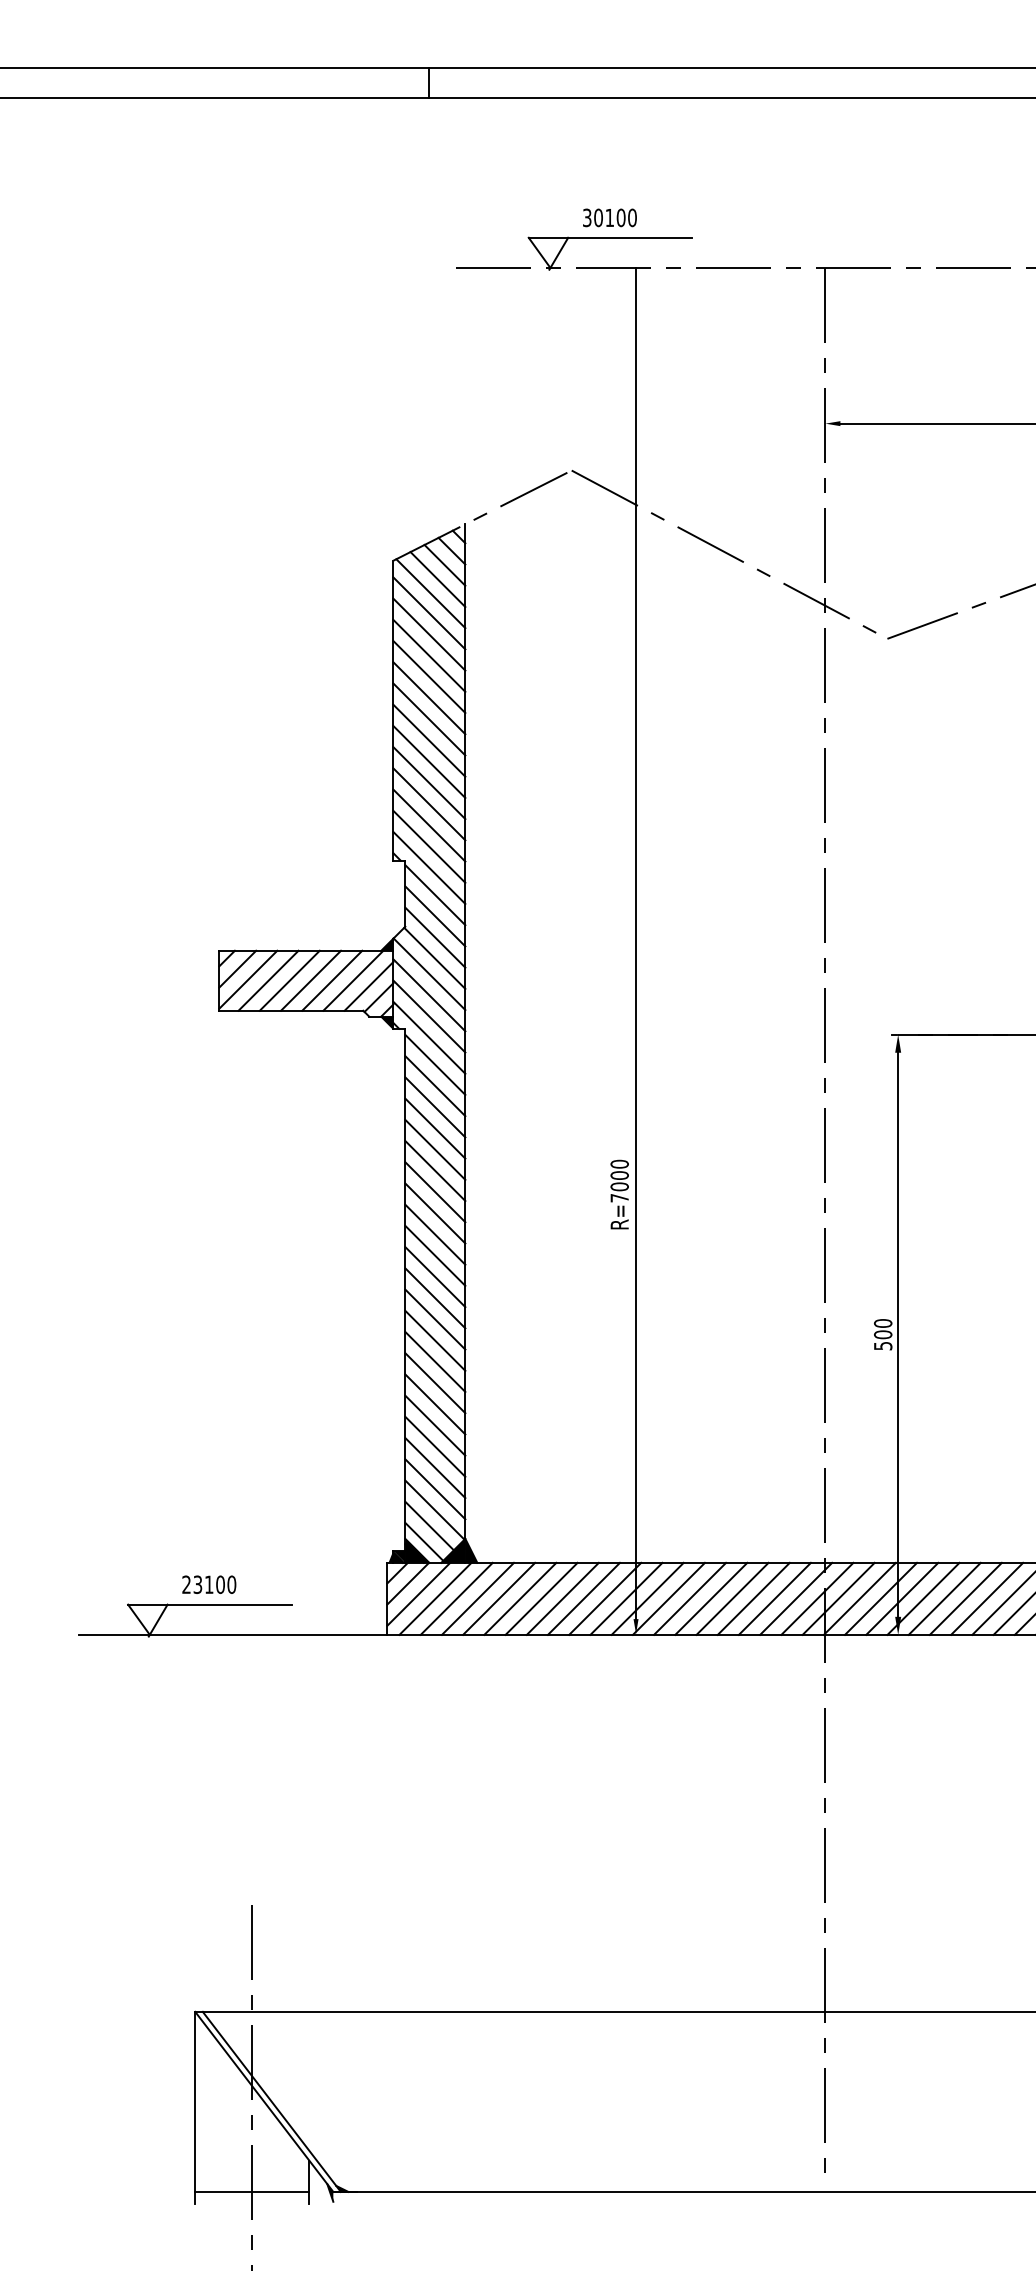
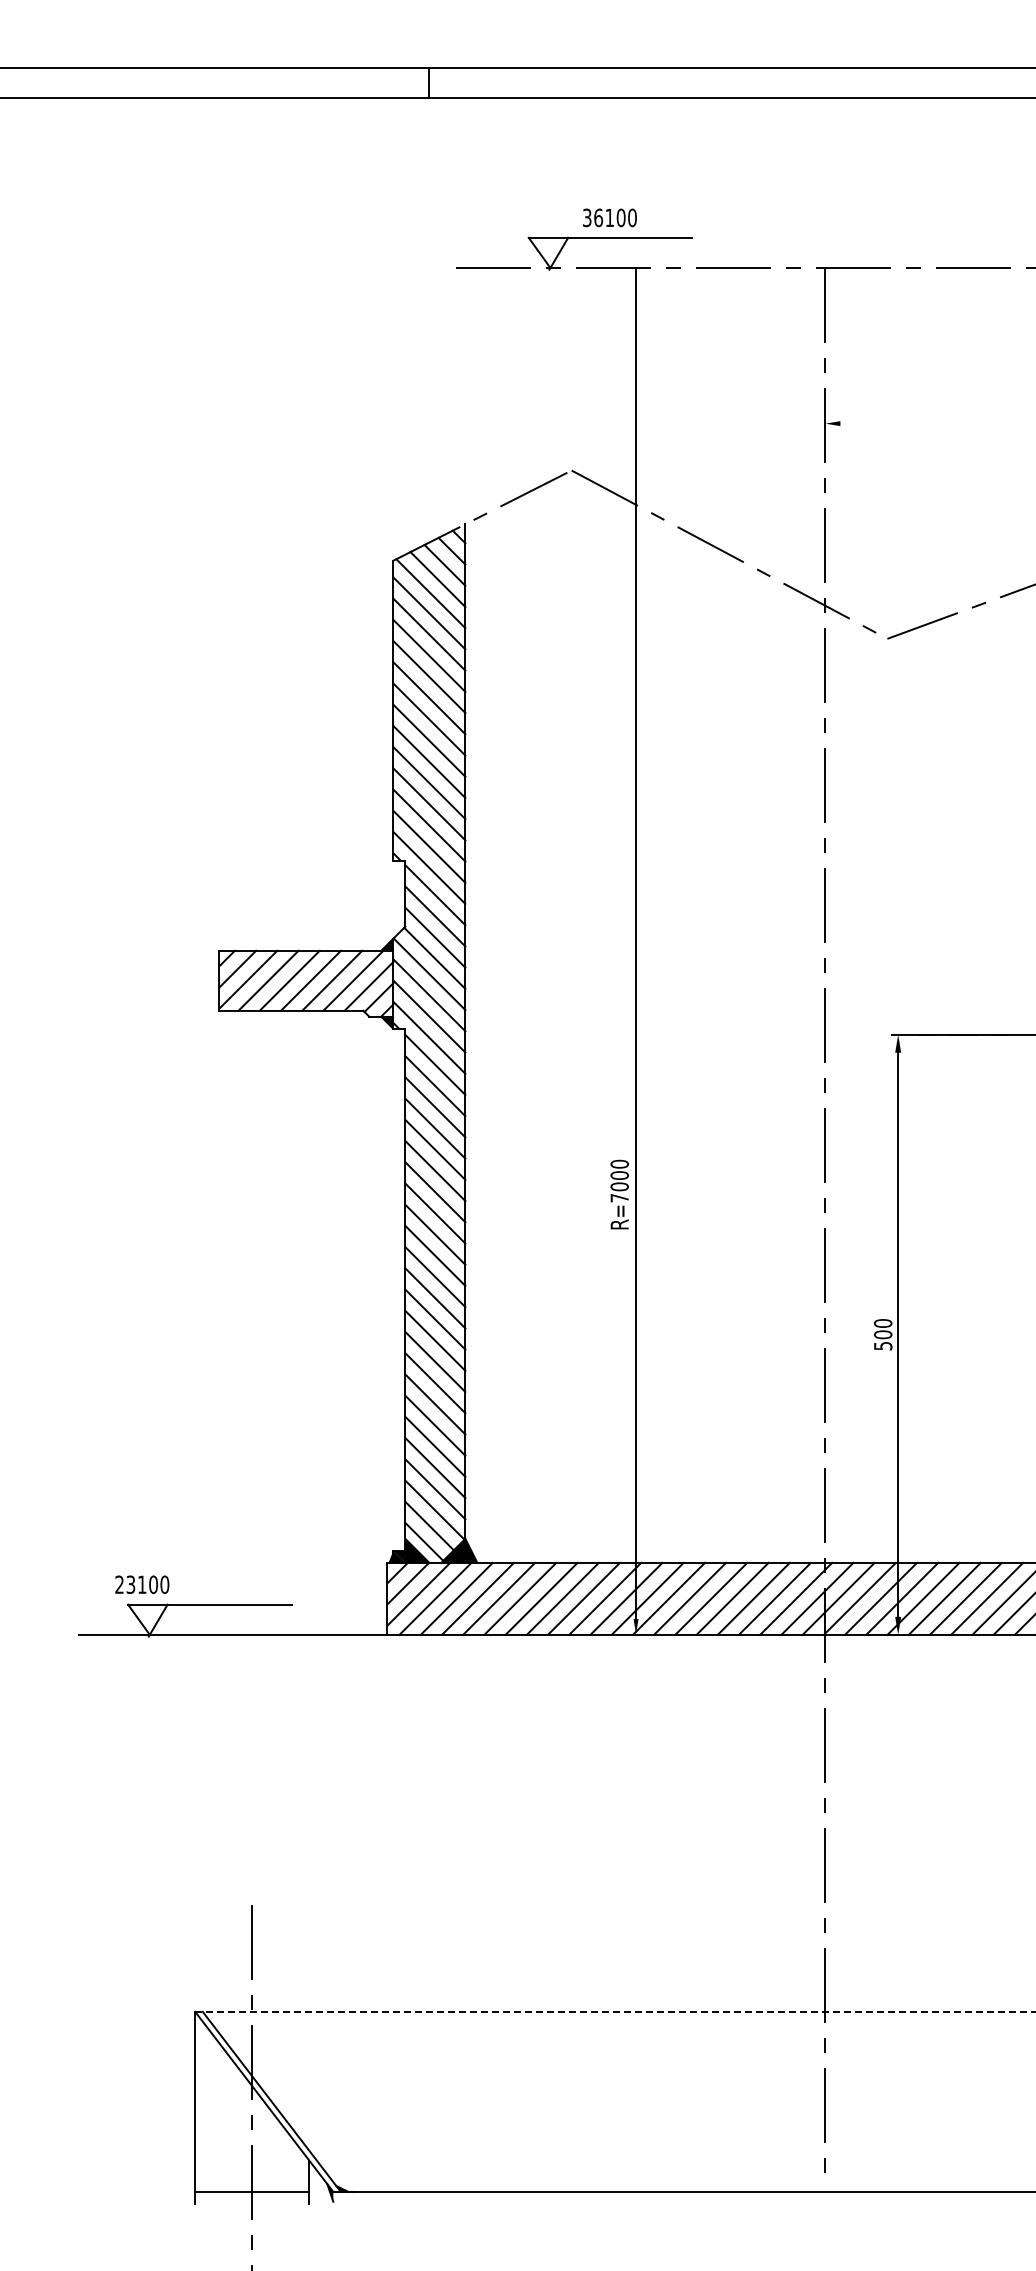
text: 30100 -> 36100 (598, 217)
line: present -> none (936, 423)
text position: (209, 1584) -> (142, 1584) (142, 1584)
line: solid -> dashed (615, 2011)
